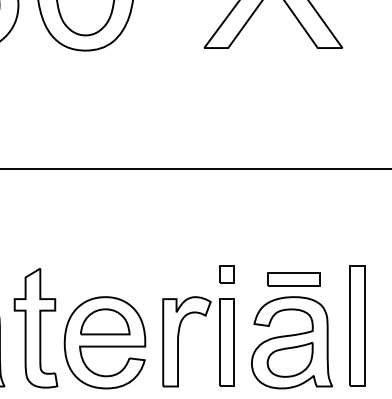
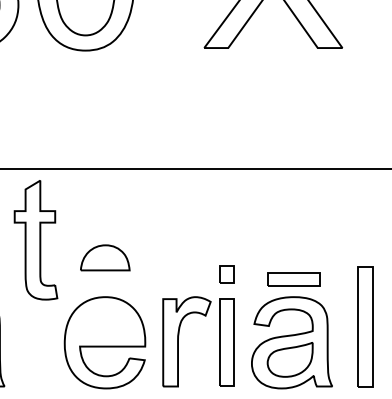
part position: (105, 321) -> (105, 257) (105, 257)
part position: (357, 325) -> (365, 326) (365, 326)
part position: (35, 328) -> (35, 240) (35, 240)
